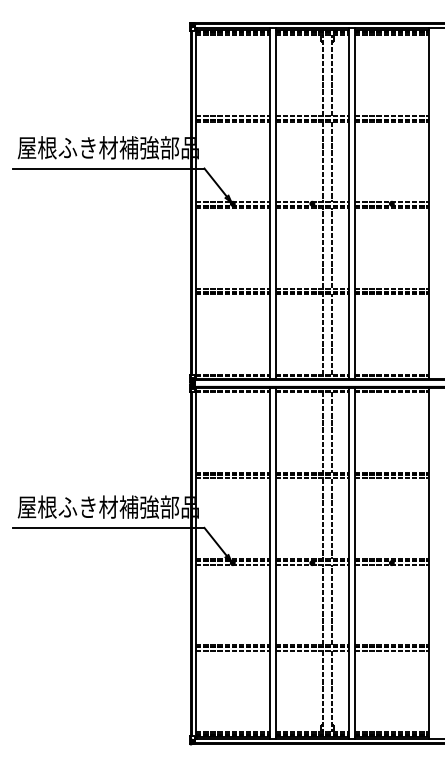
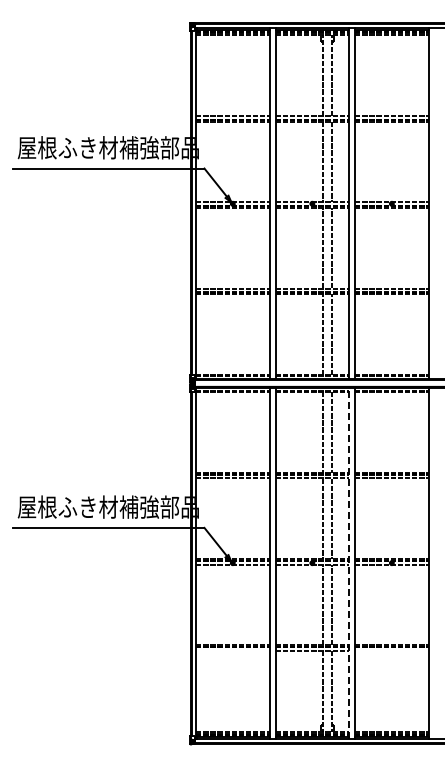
line: solid -> dashed (349, 563)
line: present -> none (232, 650)
line: present -> none (391, 650)
